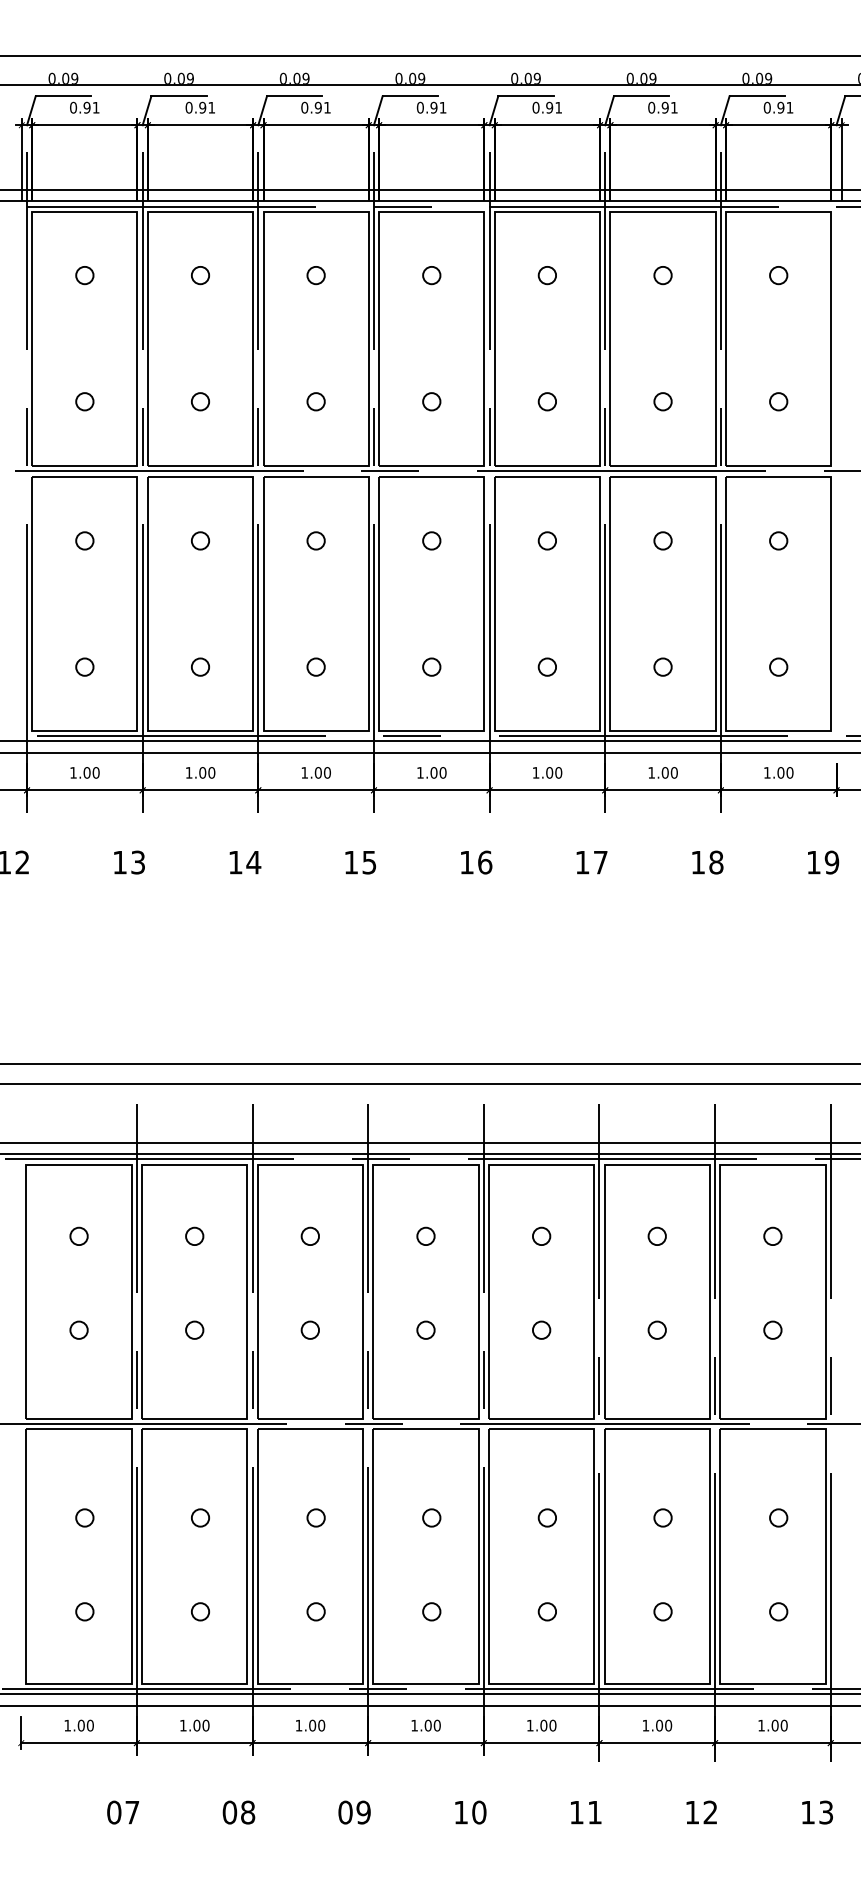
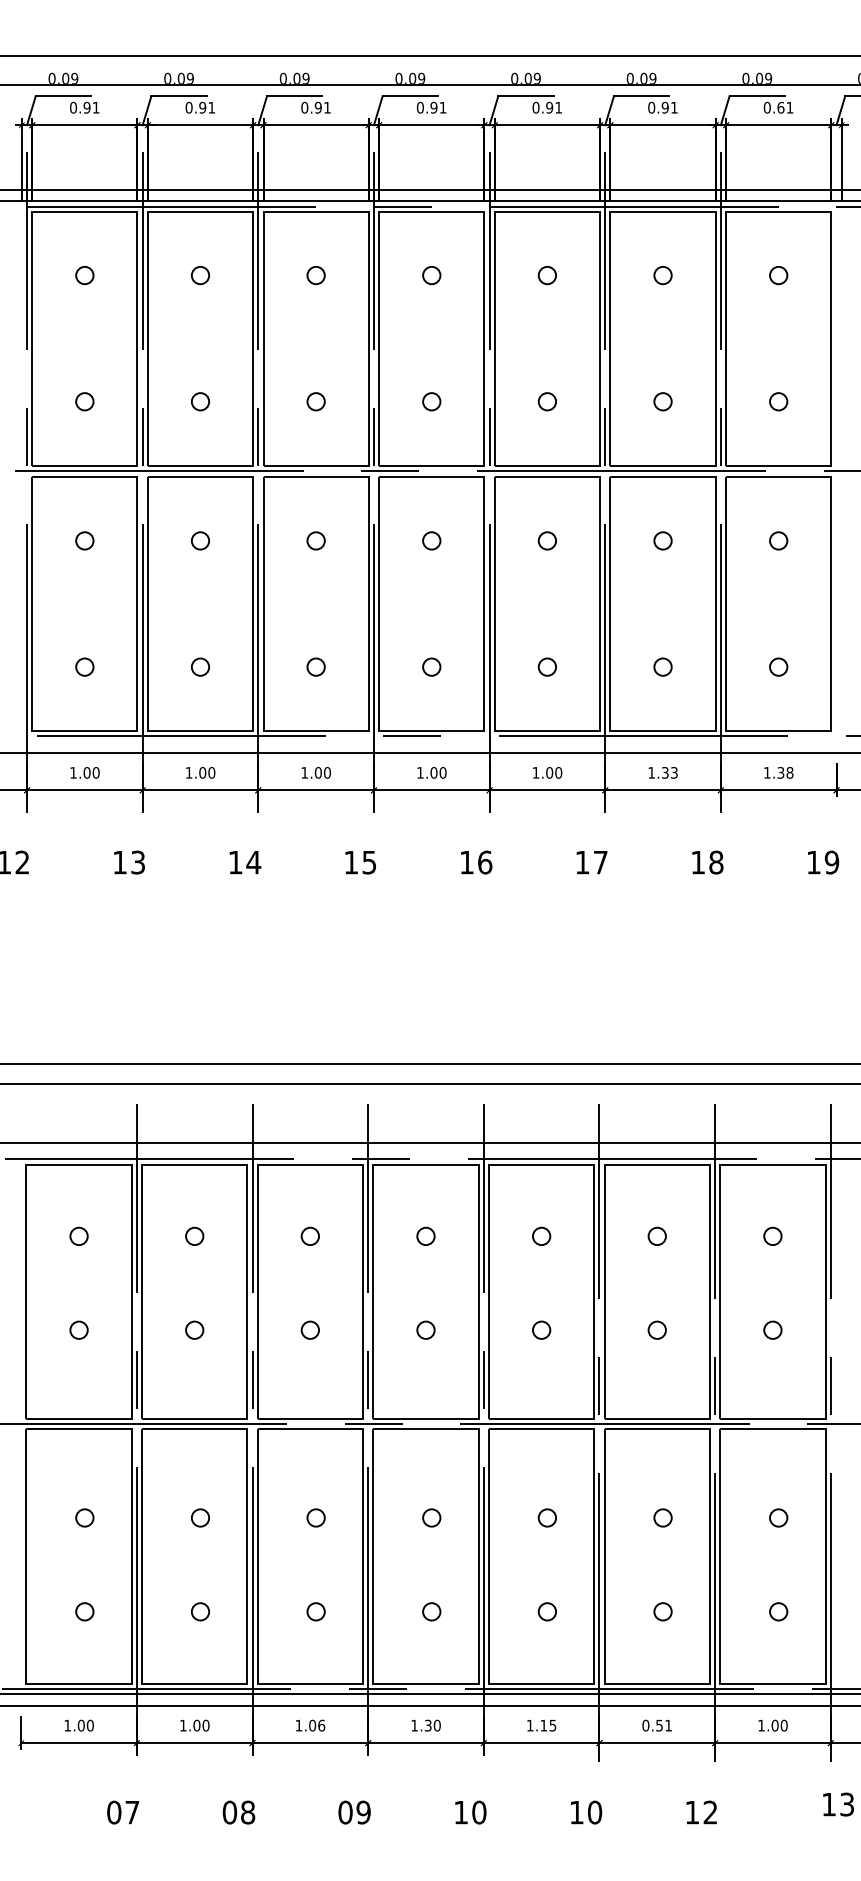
text: 0.91 -> 0.61 (780, 107)
line: present -> none (429, 741)
text: 1.00 -> 1.33 (669, 772)
text: 1.00 -> 1.38 (785, 772)
line: present -> none (429, 1154)
text: 1.00 -> 1.06 (321, 1725)
text: 1.00 -> 1.30 (427, 1725)
text: 1.00 -> 1.15 (548, 1725)
text: 1.00 -> 0.51 (657, 1725)
text: 11 -> 10 (594, 1812)
text position: (817, 1812) -> (838, 1804) (838, 1804)
